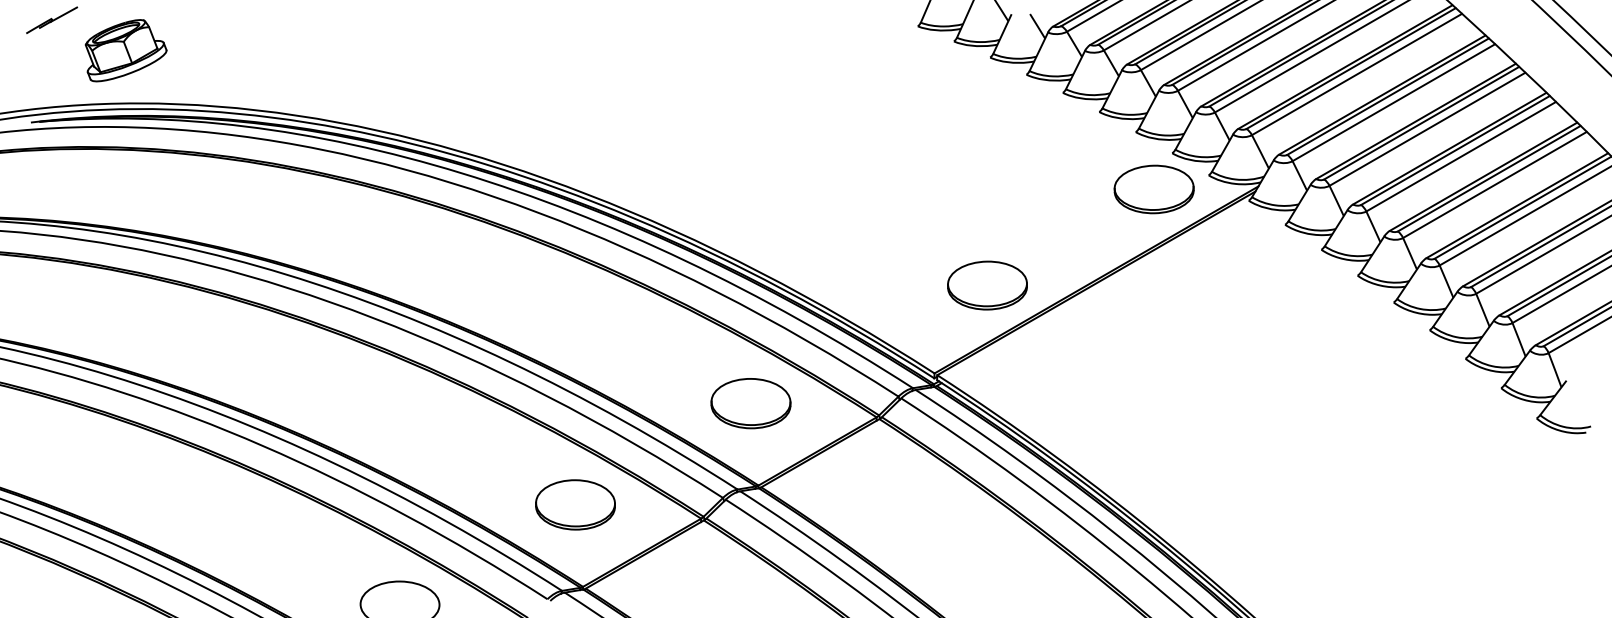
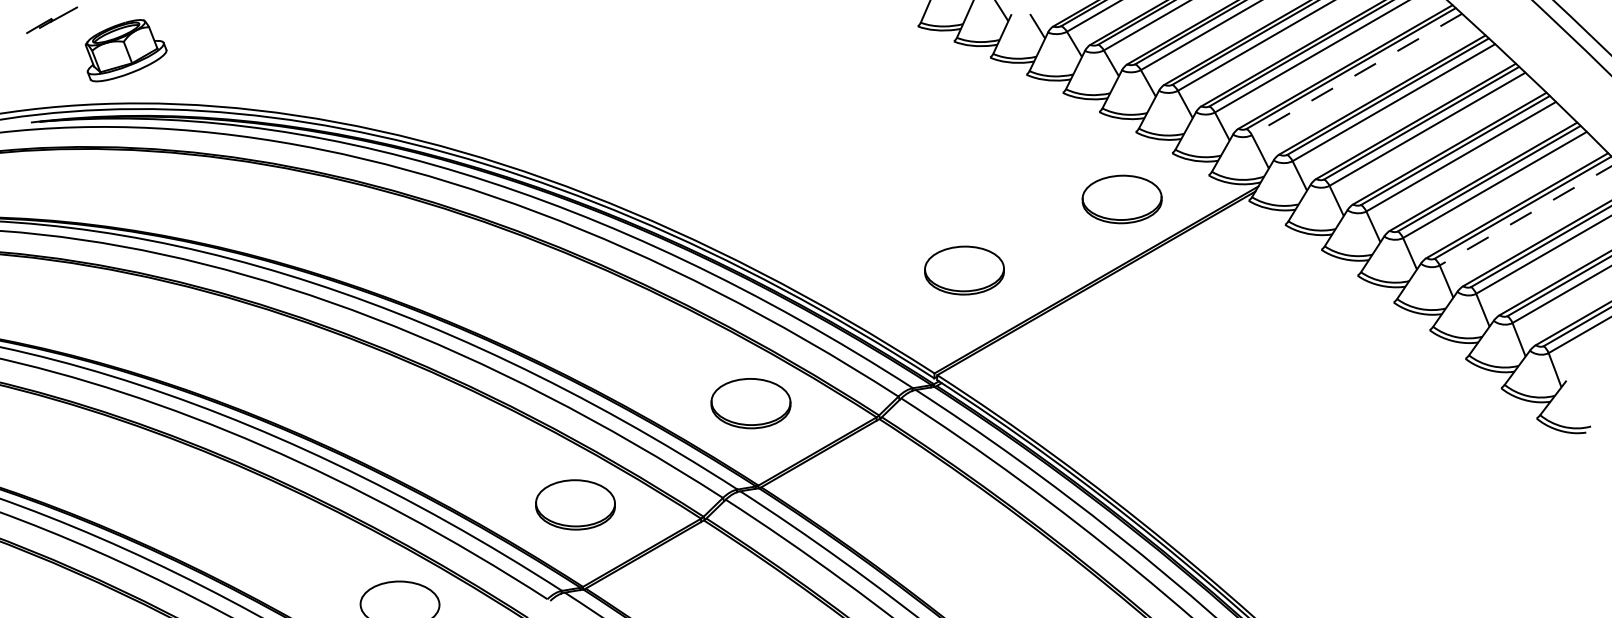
line: solid -> dashed (1356, 74)
part position: (1153, 189) -> (1121, 199) (1121, 199)
line: solid -> dashed (1525, 216)
part position: (987, 285) -> (964, 270) (964, 270)
